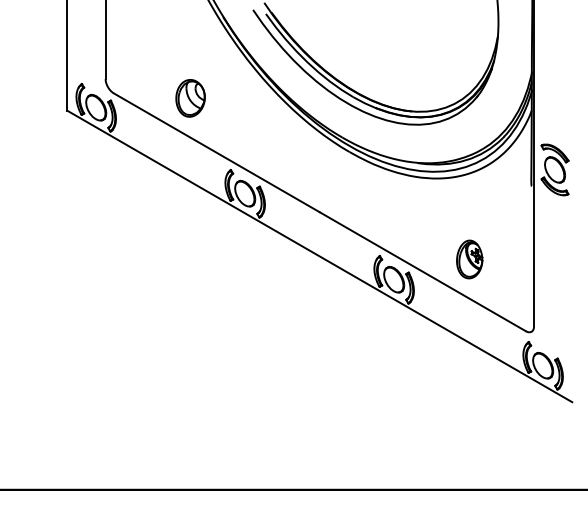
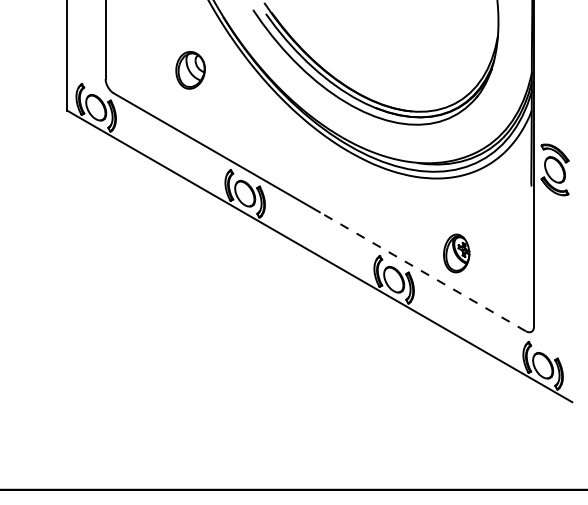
part position: (190, 98) -> (190, 70) (190, 70)
part position: (469, 259) -> (456, 253) (456, 253)
line: solid -> dashed (422, 271)
